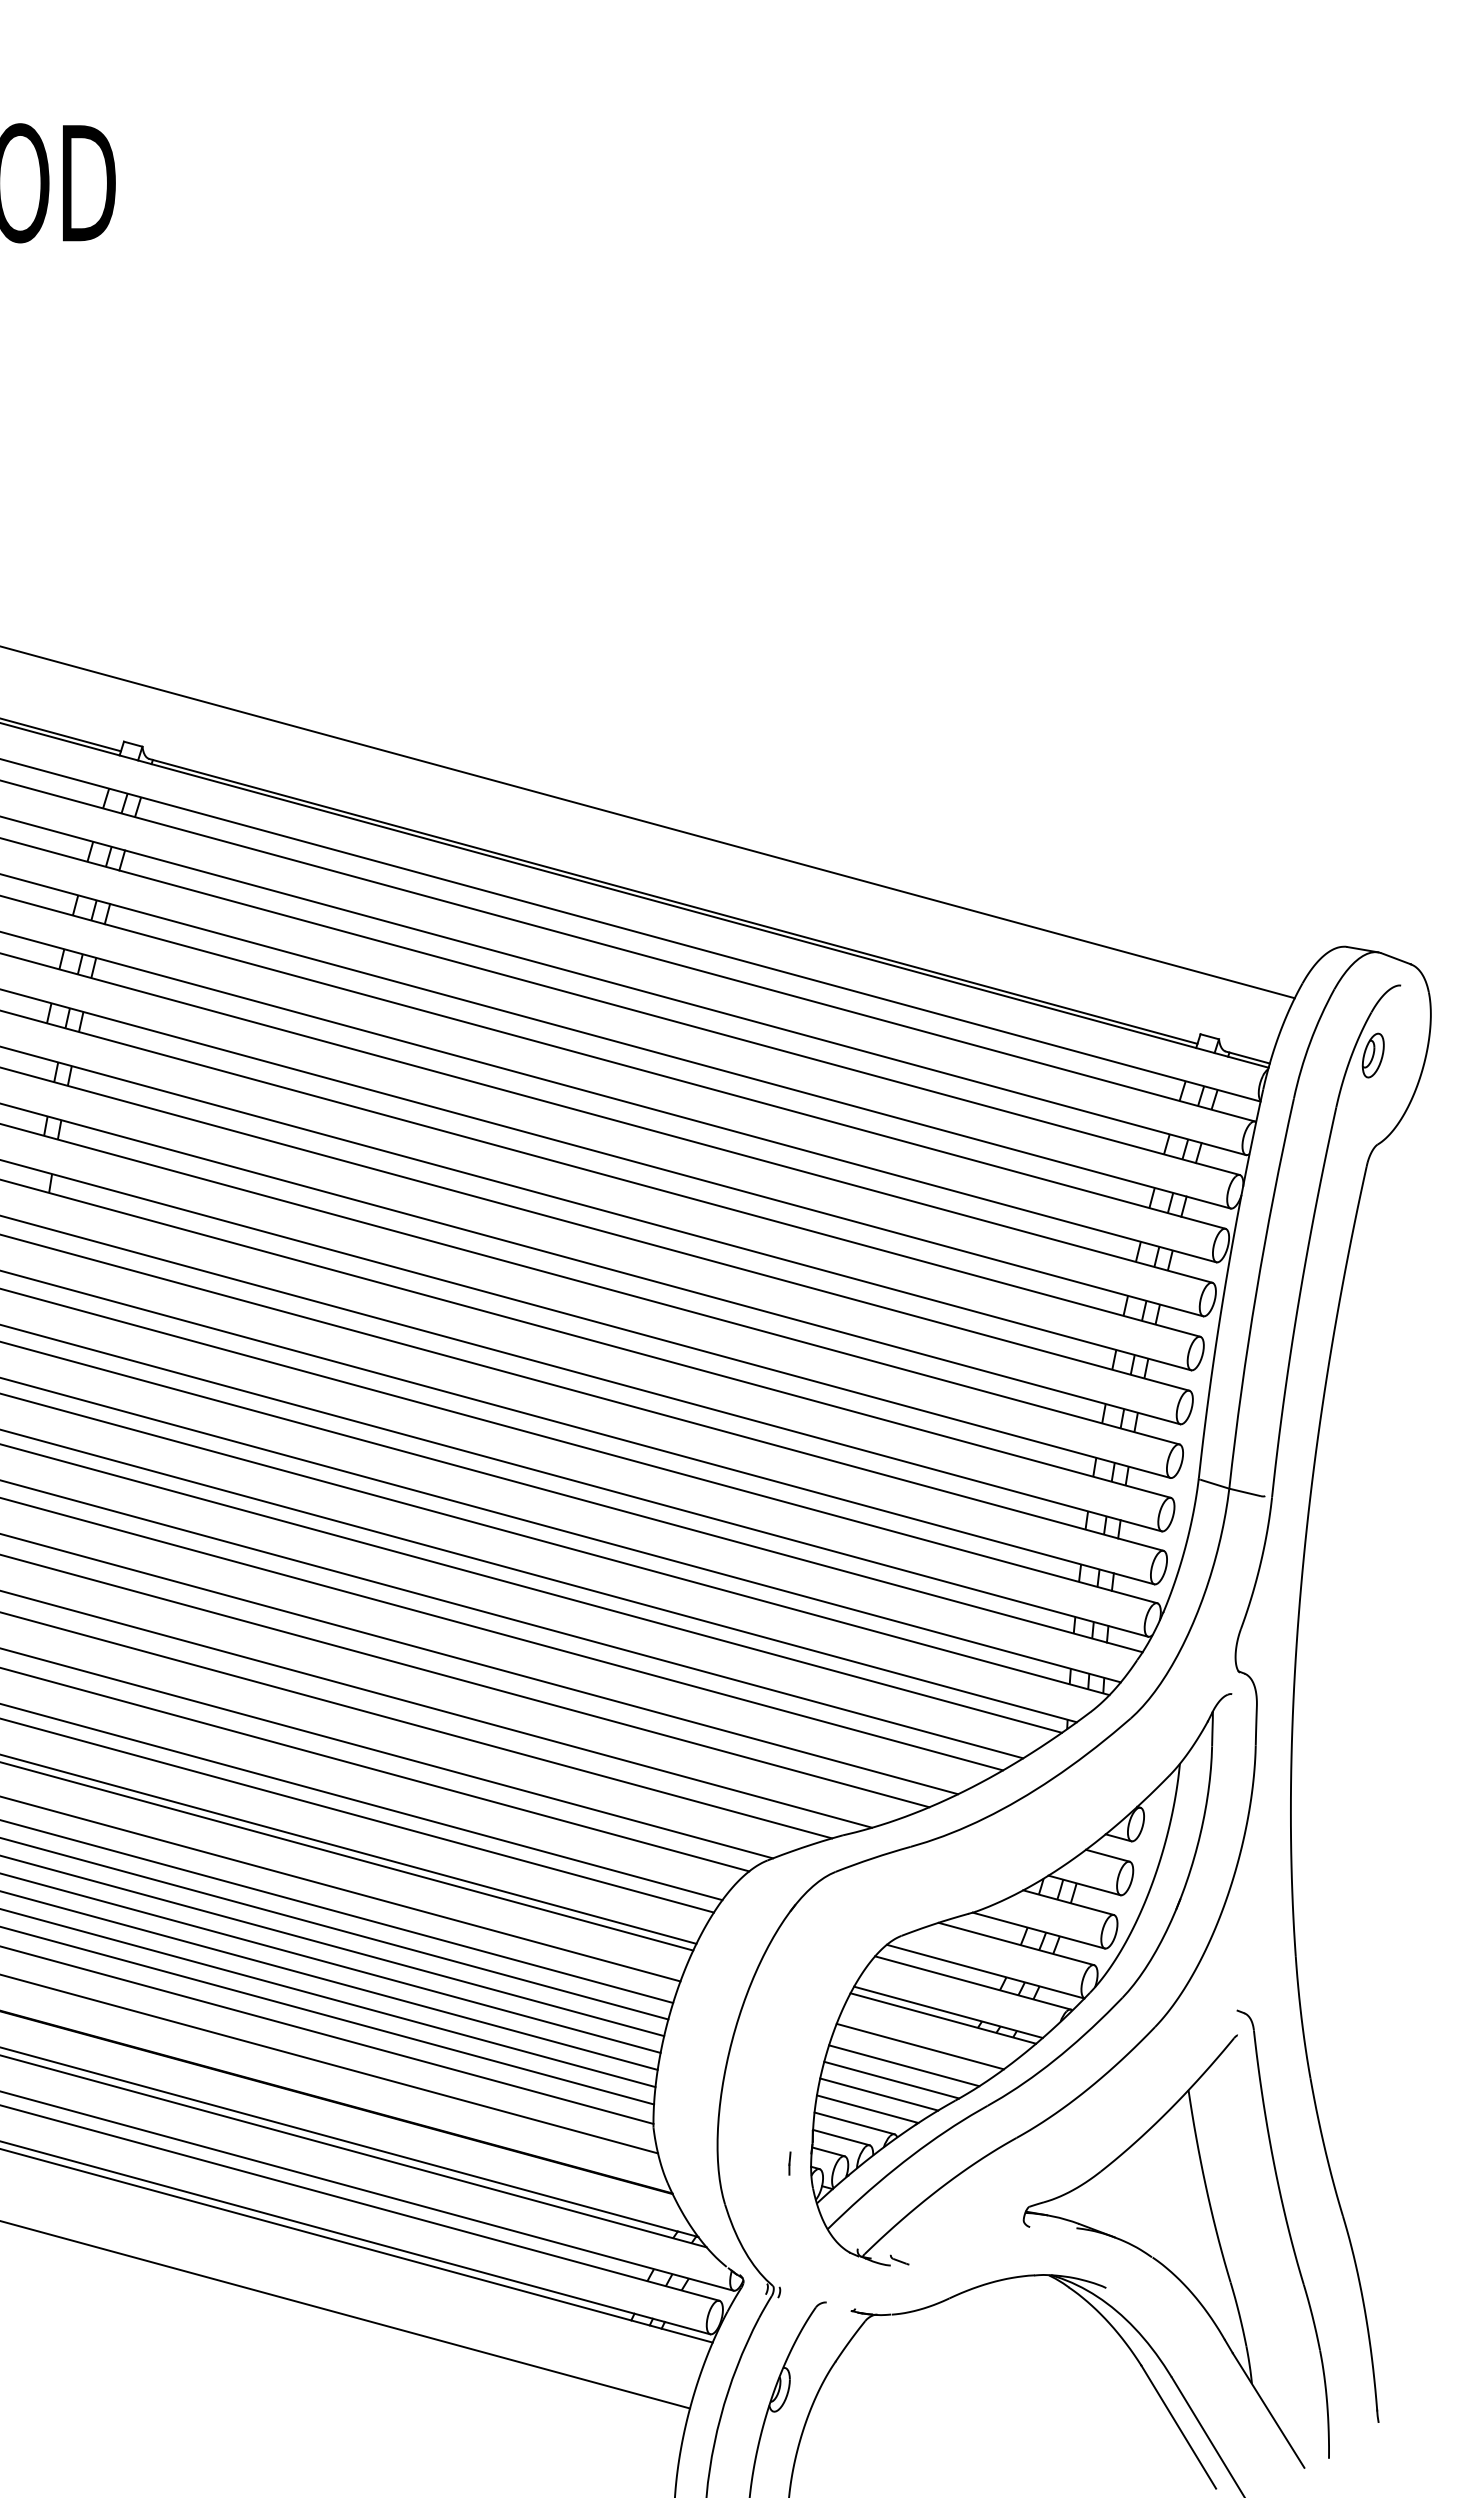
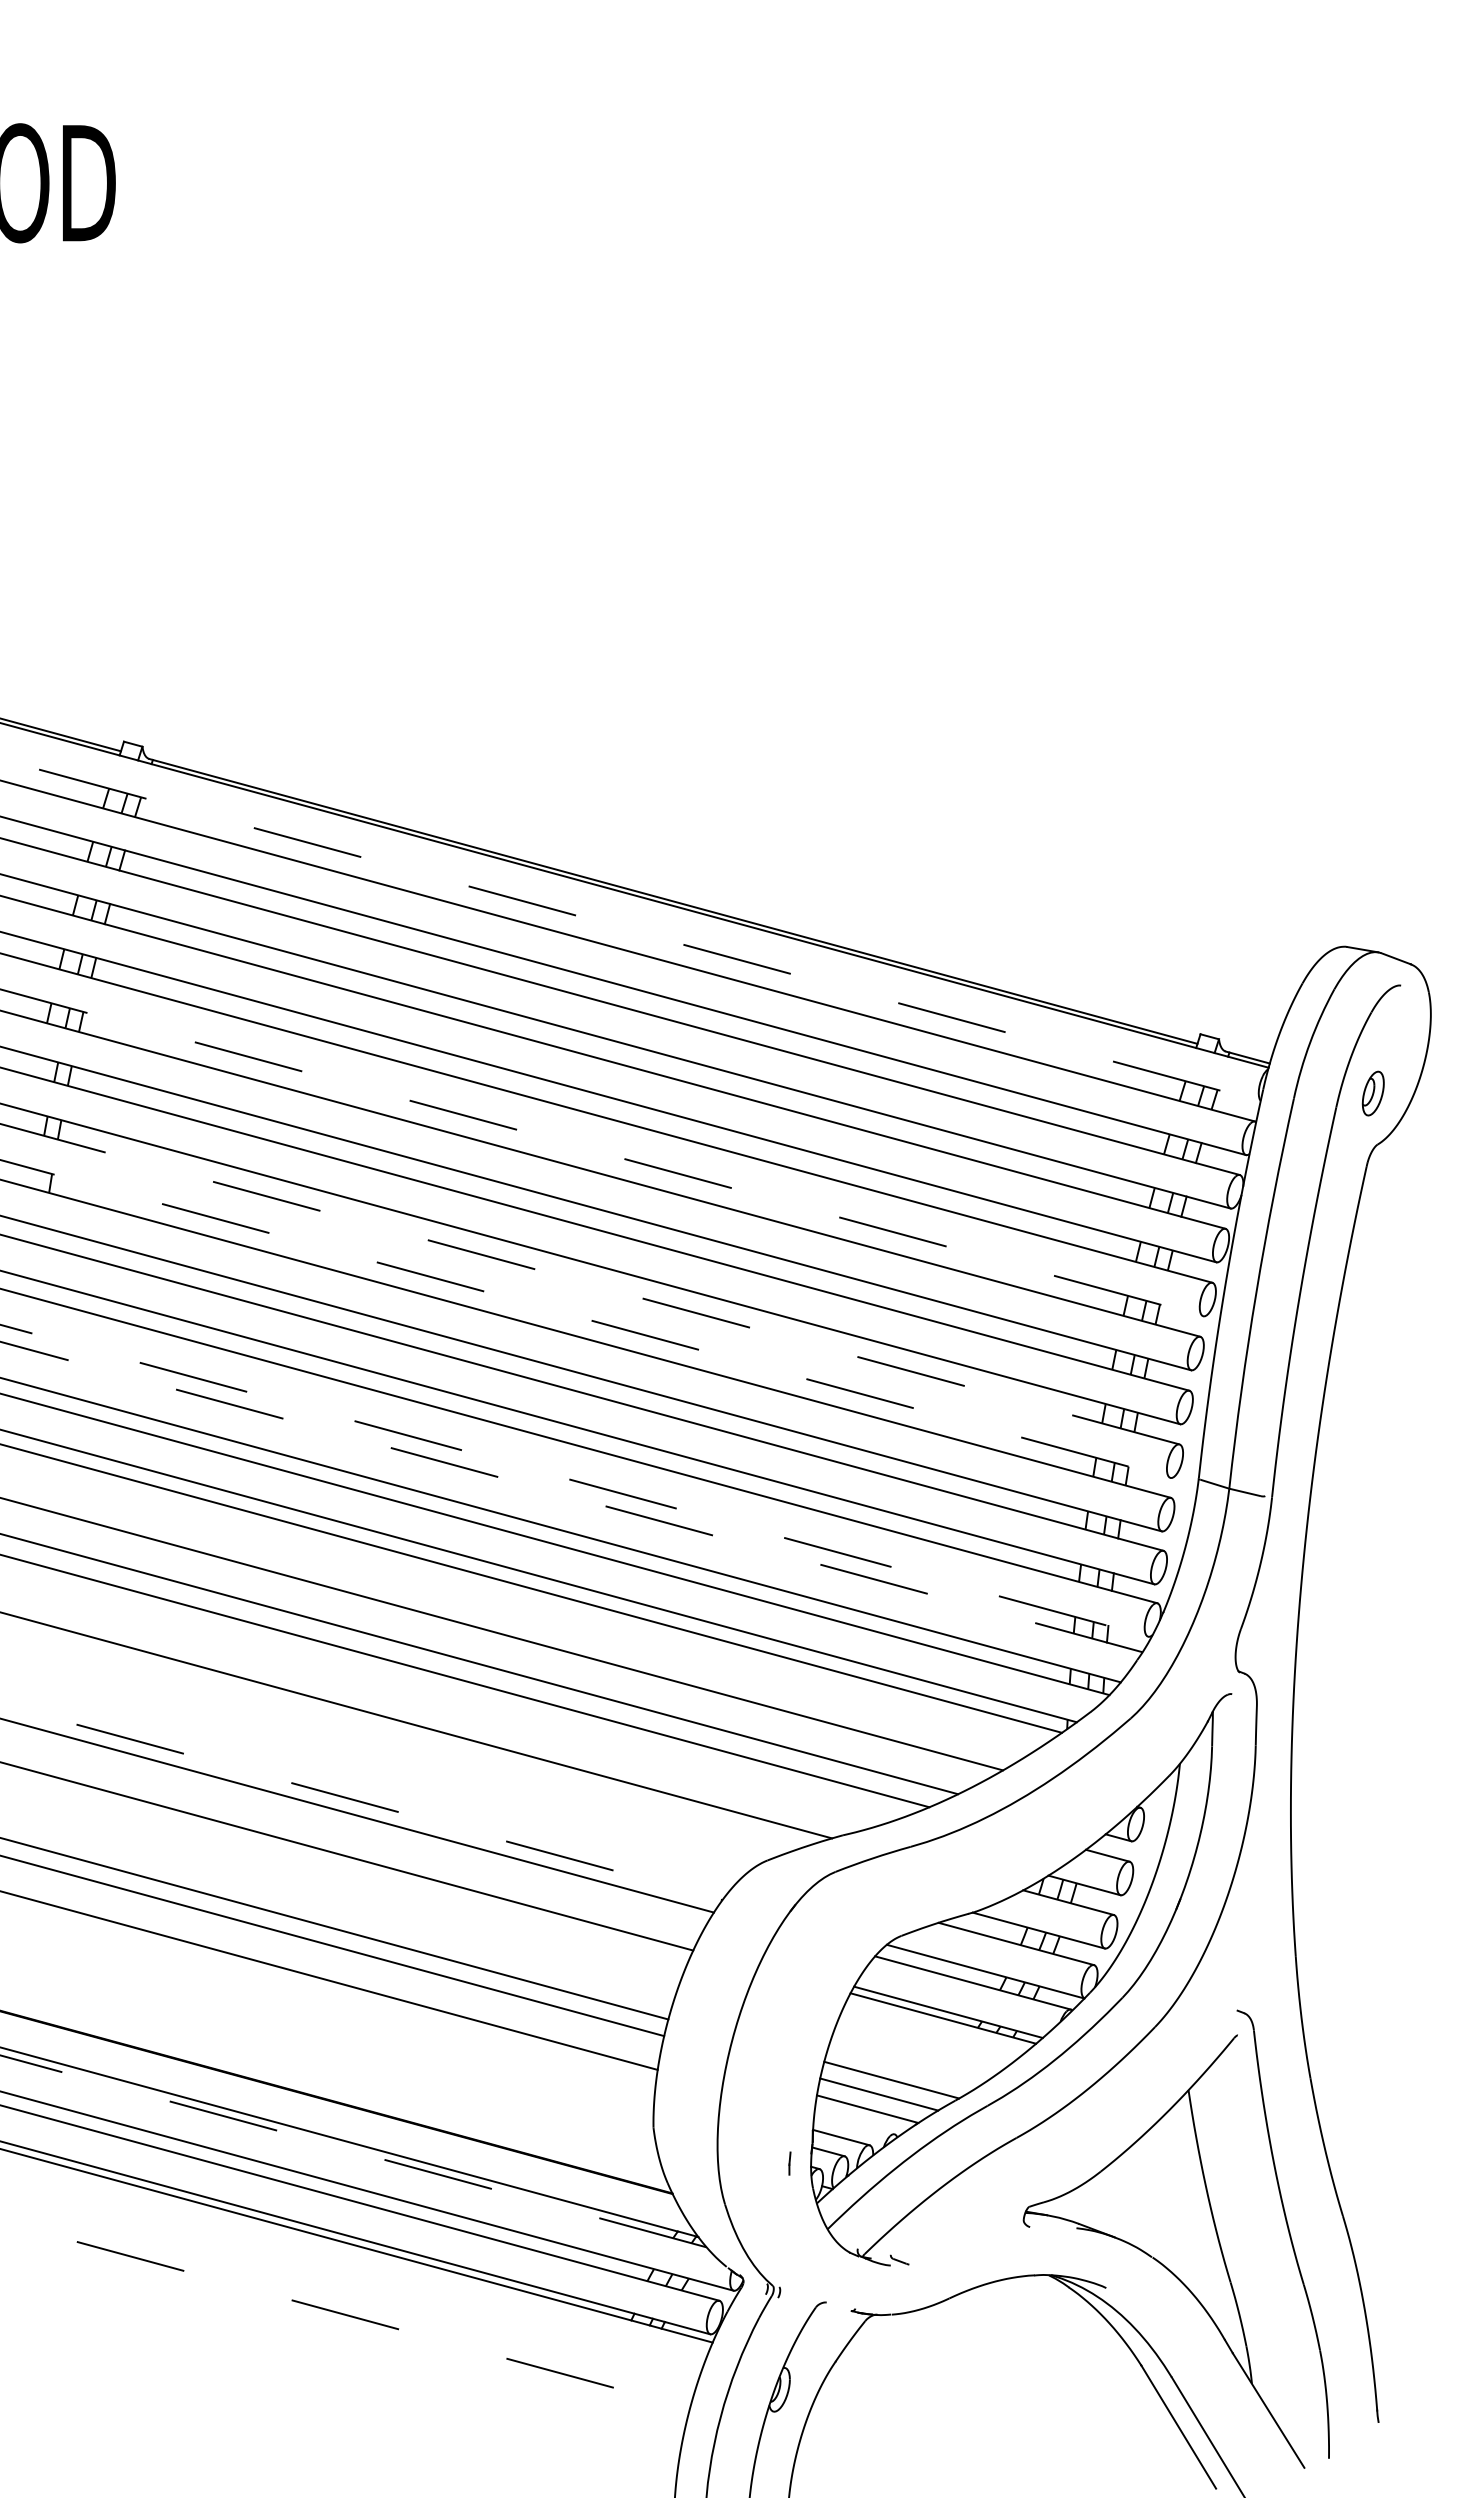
line: present -> none (648, 822)
line: solid -> dashed (630, 930)
part position: (1372, 1055) -> (1372, 1093) (1372, 1093)
line: solid -> dashed (602, 1152)
line: solid -> dashed (590, 1284)
line: solid -> dashed (585, 1319)
line: solid -> dashed (574, 1480)
line: solid -> dashed (571, 1497)
line: present -> none (512, 1619)
line: present -> none (437, 1709)
line: present -> none (387, 1753)
line: present -> none (375, 1769)
line: solid -> dashed (361, 1802)
line: present -> none (349, 1849)
line: present -> none (341, 1889)
line: present -> none (337, 1911)
line: present -> none (331, 1963)
line: present -> none (328, 1998)
line: present -> none (328, 2015)
line: present -> none (327, 2034)
line: present -> none (919, 2046)
line: present -> none (330, 2064)
line: present -> none (904, 2065)
line: present -> none (854, 2123)
line: solid -> dashed (353, 2151)
line: solid -> dashed (345, 2314)
